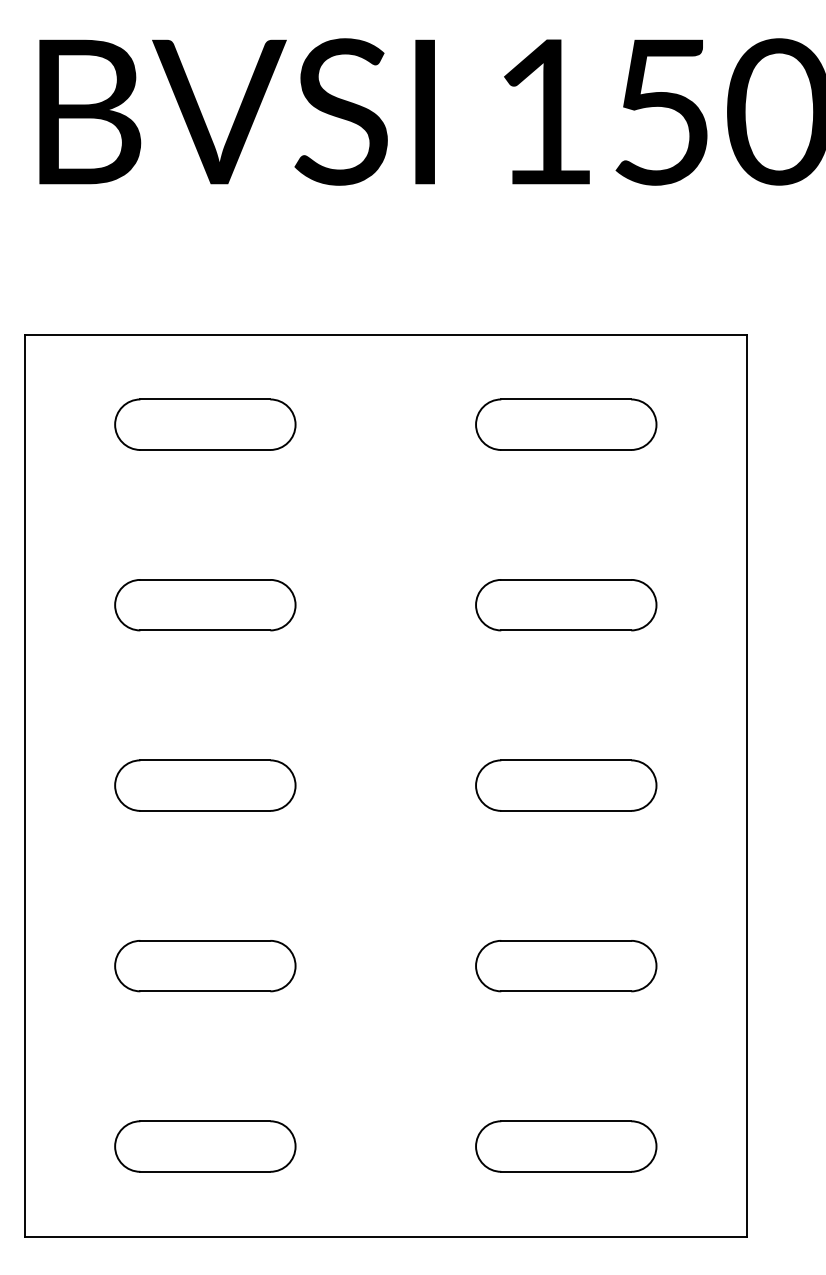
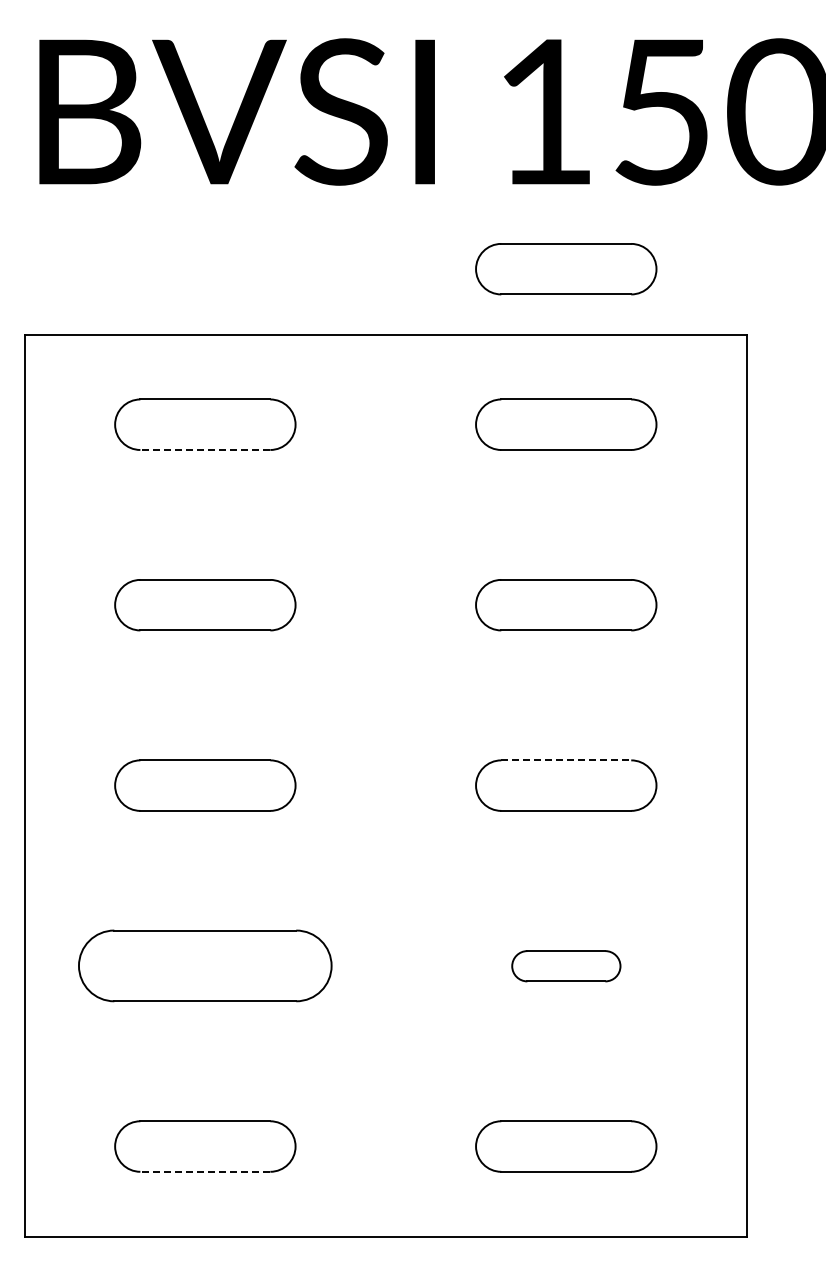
part: none -> present (566, 269)
line: solid -> dashed (205, 449)
line: solid -> dashed (566, 760)
part size: 183x53 px -> 255x74 px (205, 965)
part size: 183x53 px -> 111x33 px (566, 966)
line: solid -> dashed (205, 1171)
